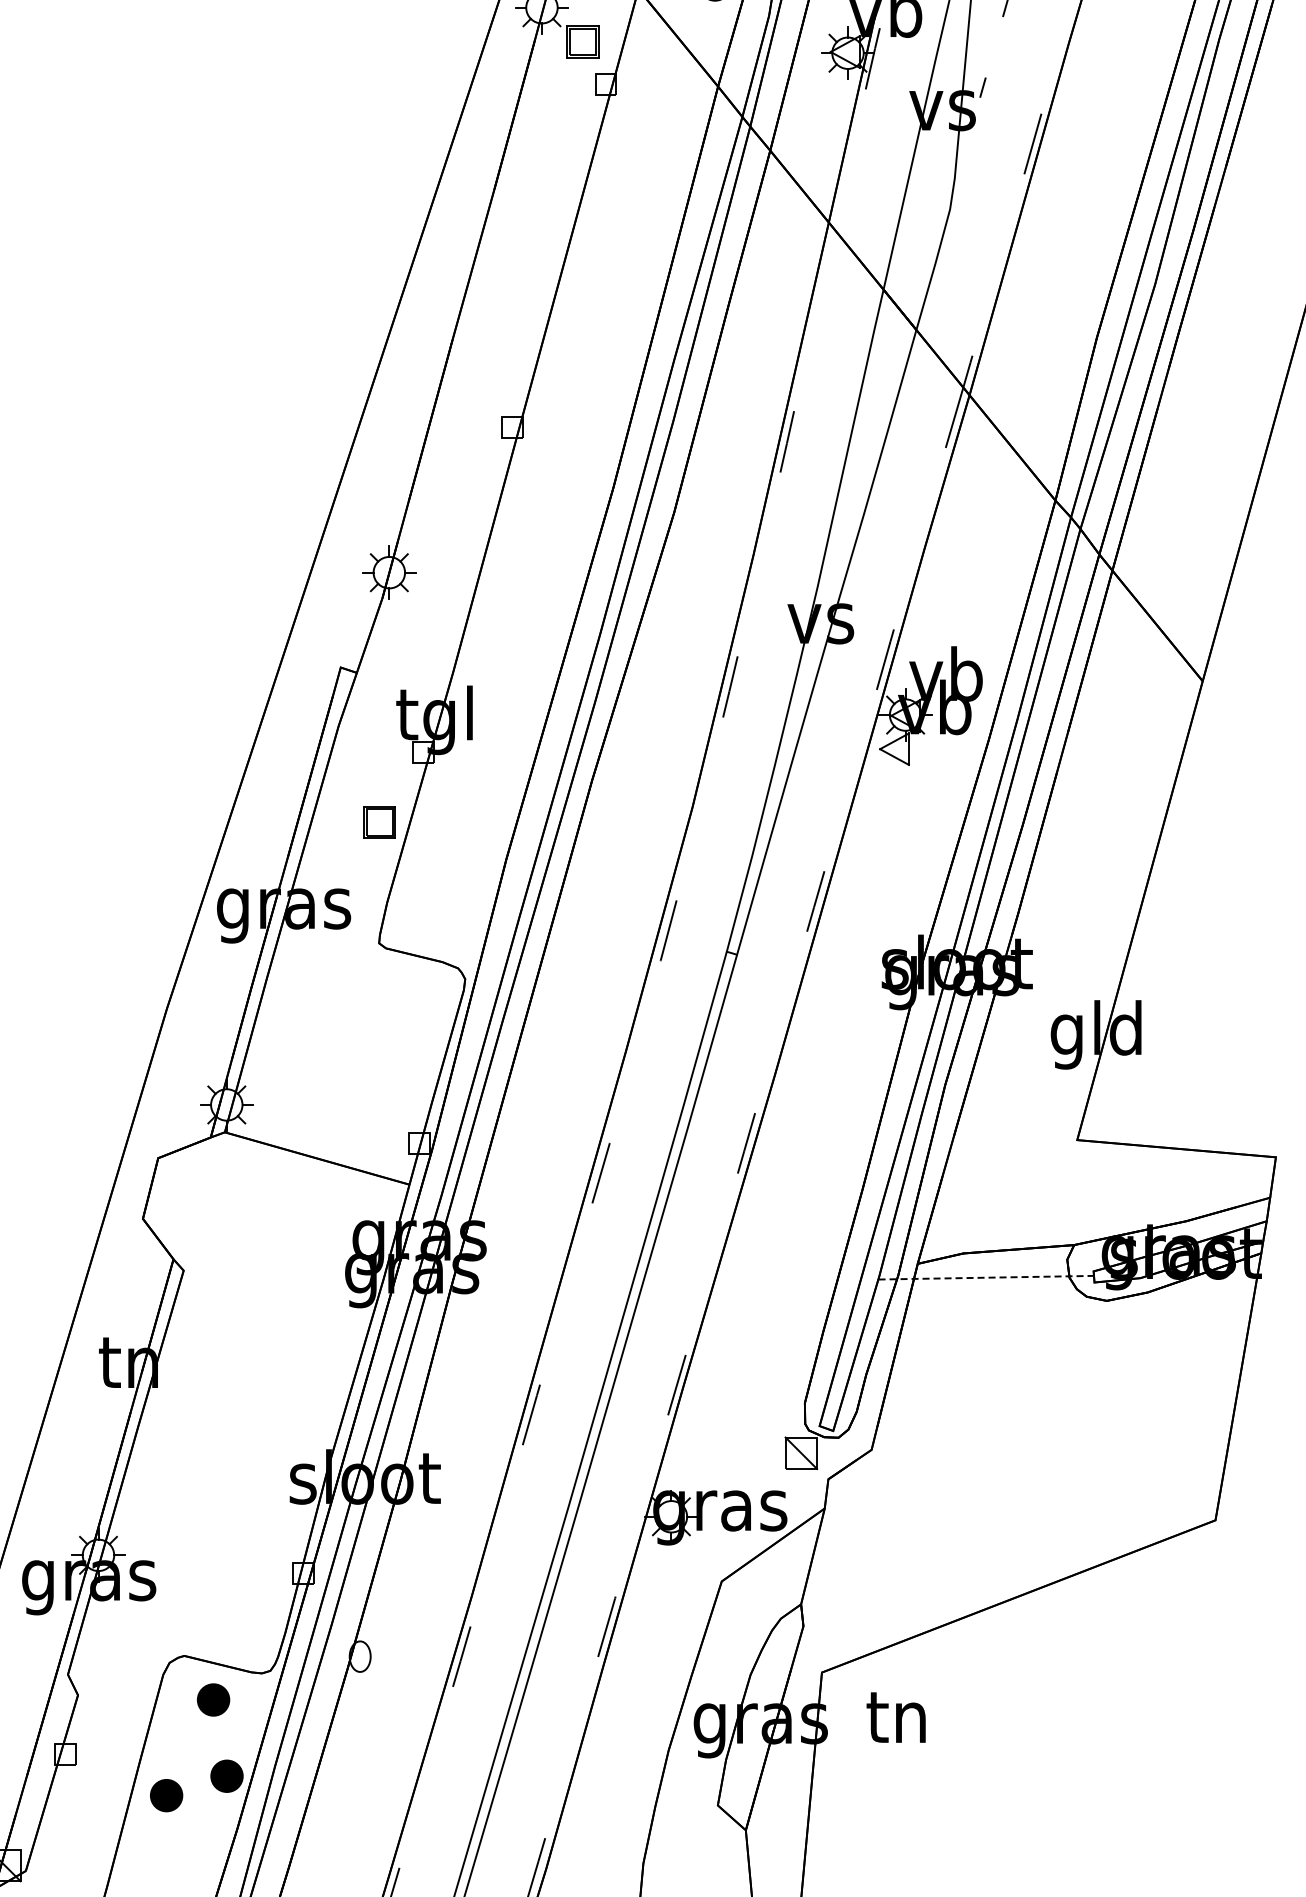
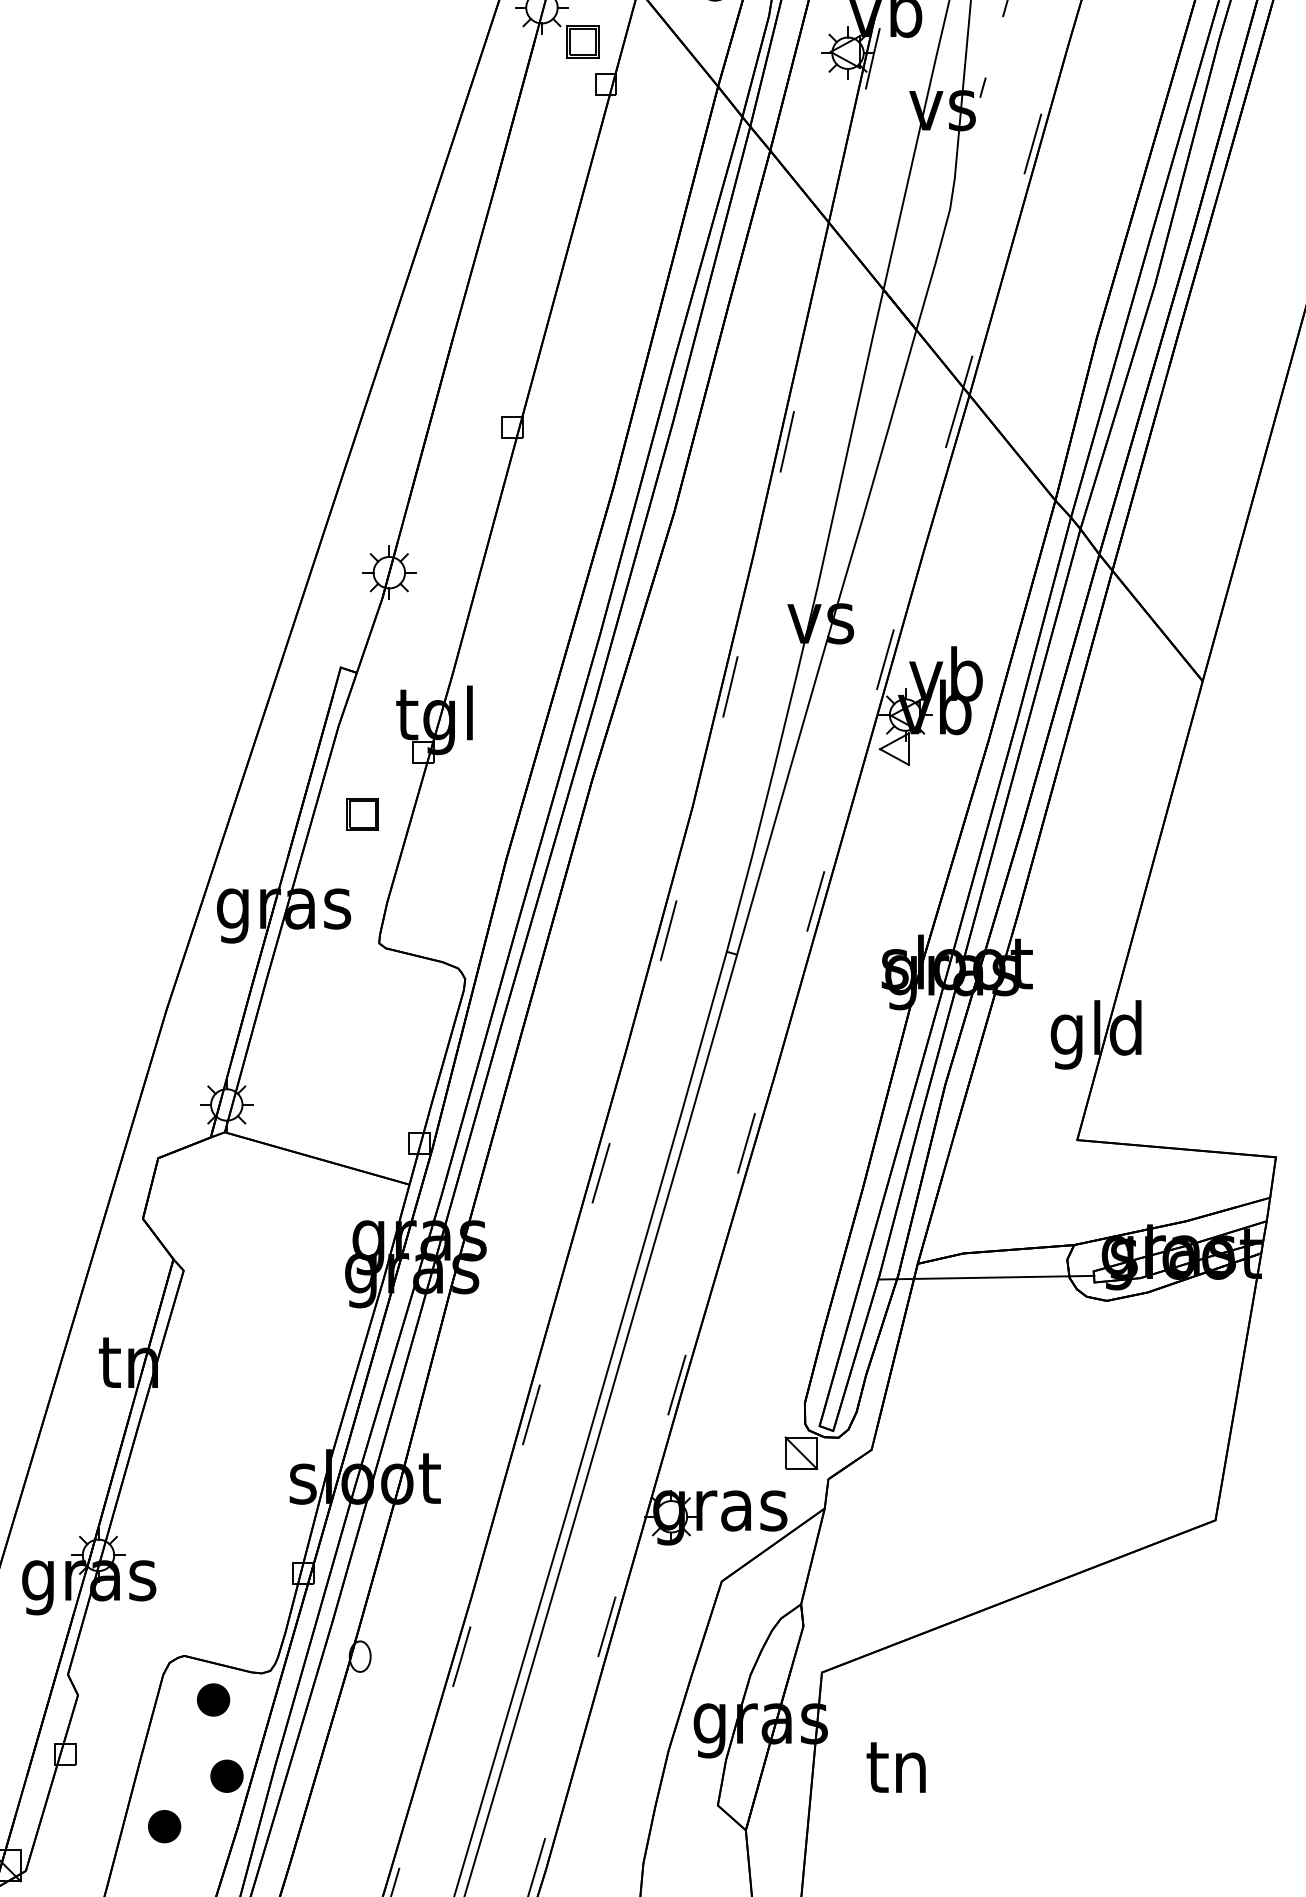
part position: (379, 822) -> (362, 814) (362, 814)
line: dashed -> solid (985, 1277)
text position: (895, 1717) -> (895, 1767) (895, 1767)
part position: (166, 1795) -> (164, 1826) (164, 1826)
